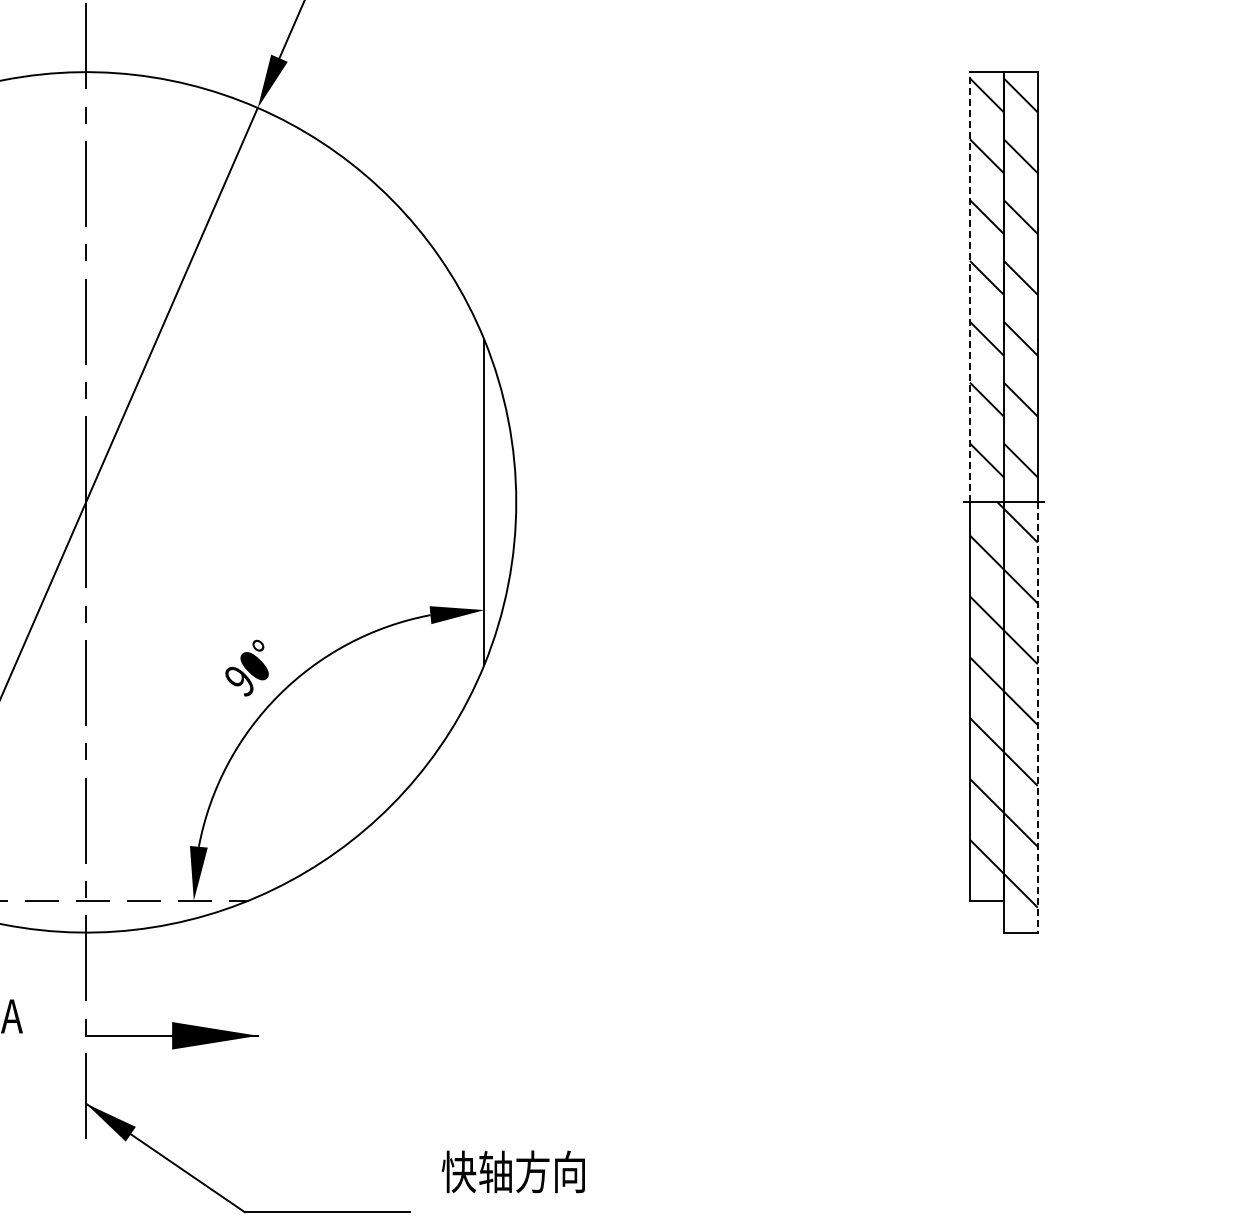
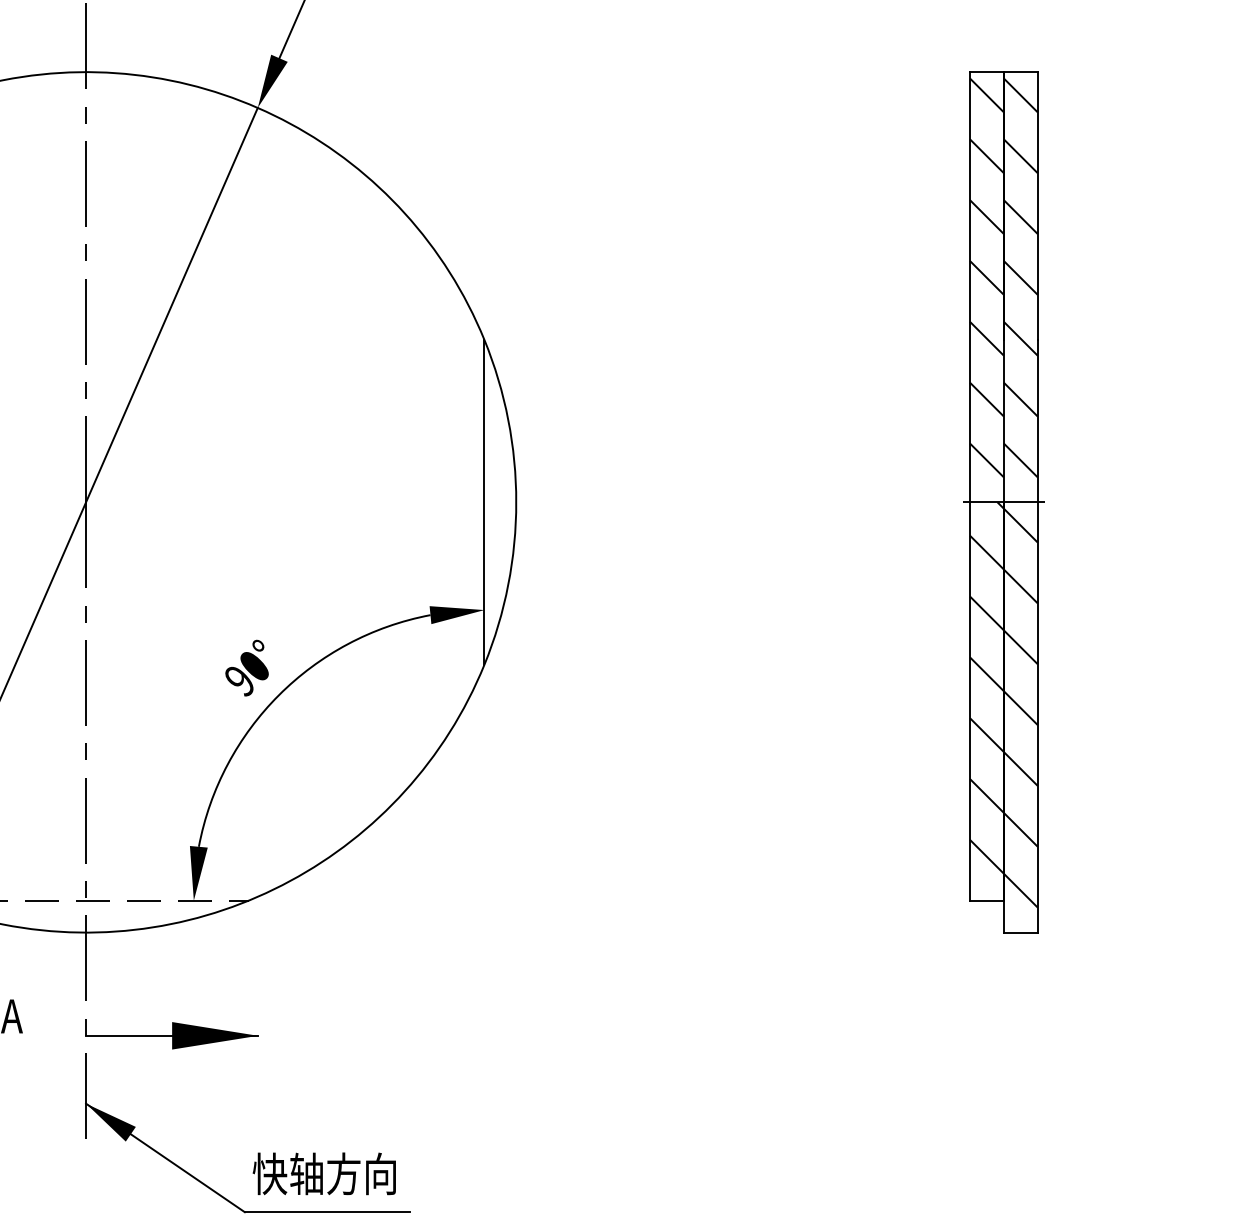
line: dashed -> solid (969, 286)
line: dashed -> solid (1037, 717)
text position: (512, 1171) -> (323, 1173) (323, 1173)
